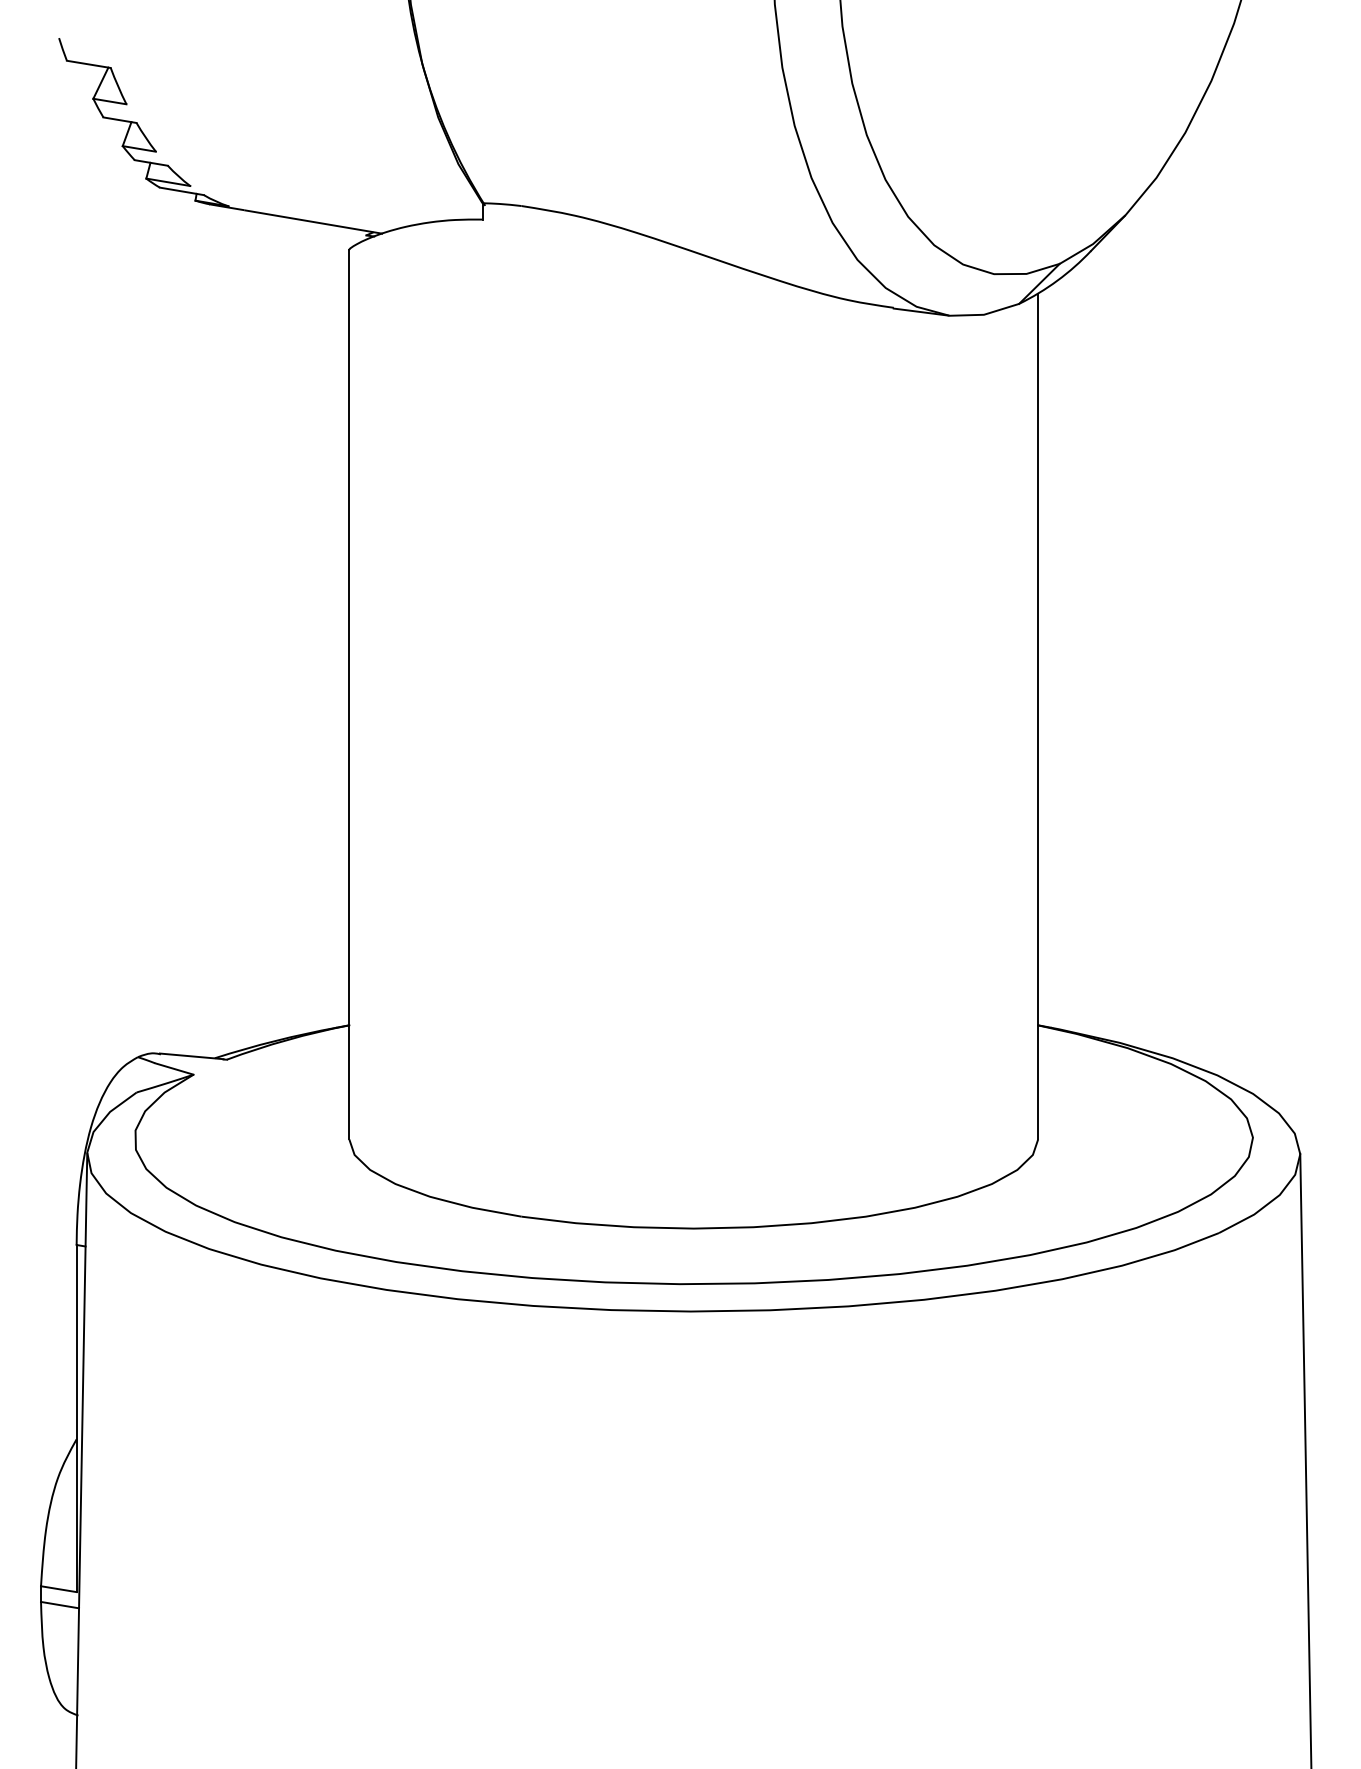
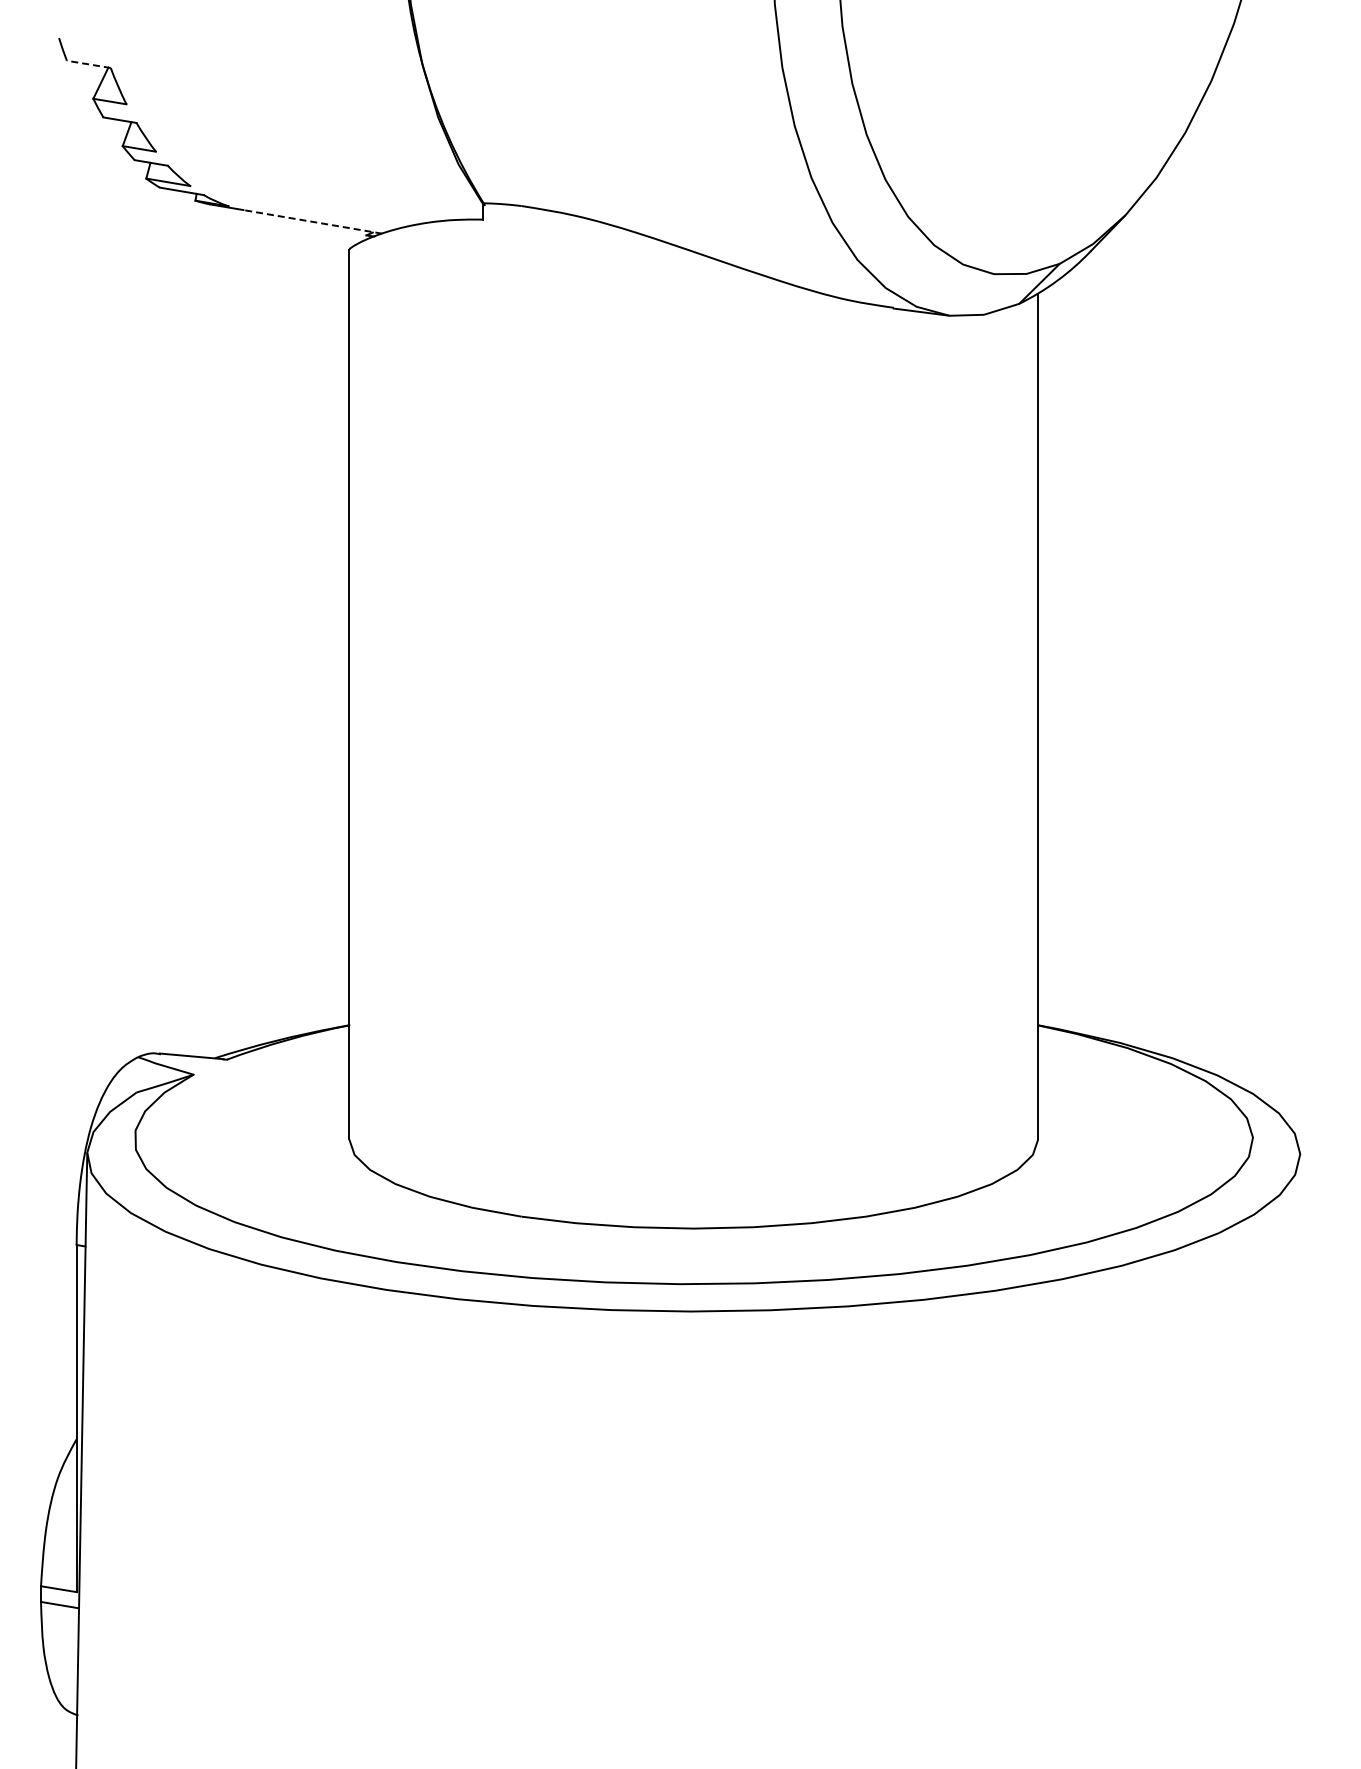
line: solid -> dashed (88, 64)
line: solid -> dashed (314, 222)
line: present -> none (1305, 1459)
